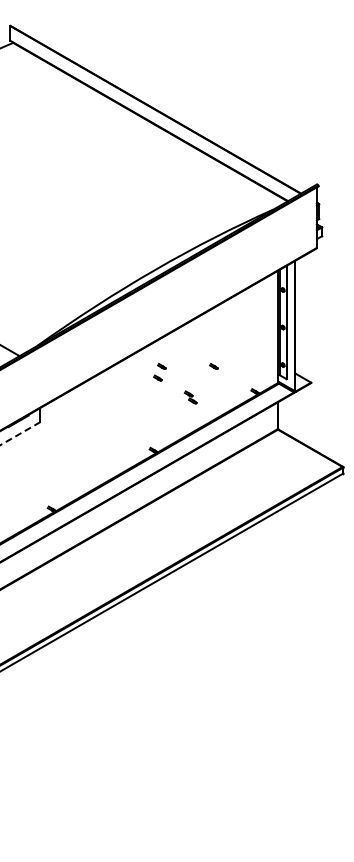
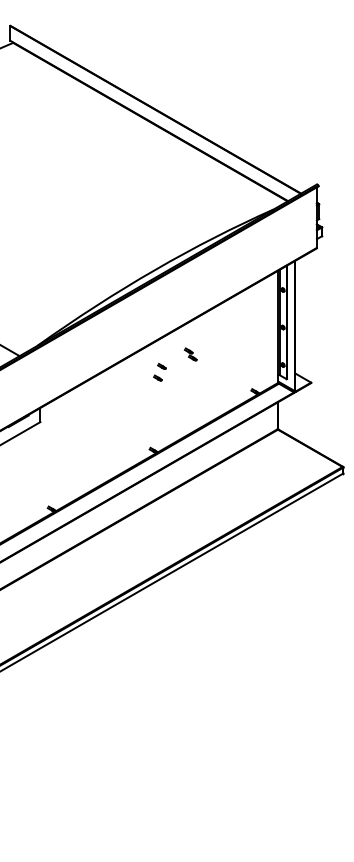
part: present -> none (213, 365)
part position: (190, 397) -> (190, 354) (190, 354)
line: dashed -> solid (20, 433)
